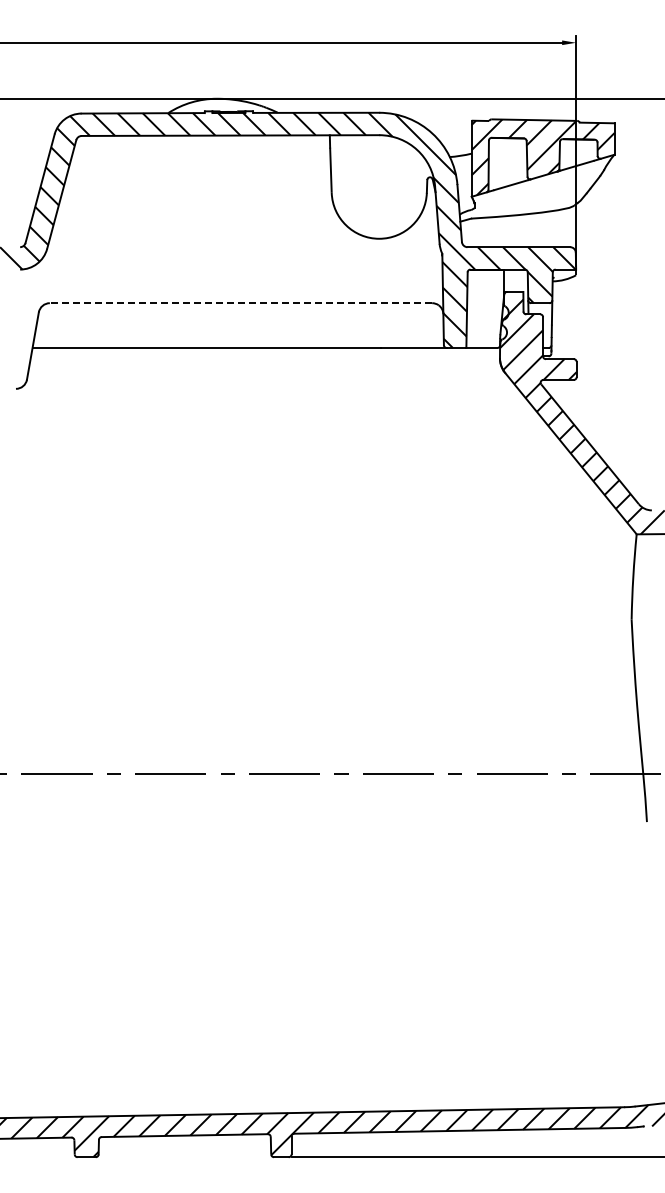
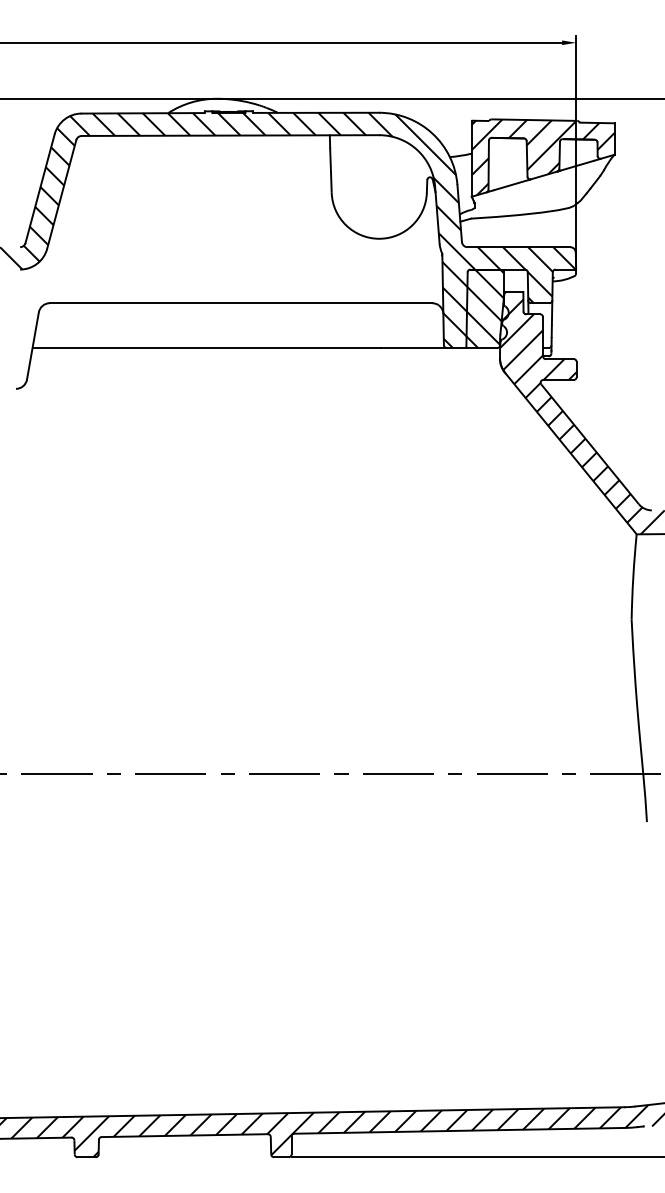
line: dashed -> solid (240, 303)
hatch: none -> present (484, 308)
